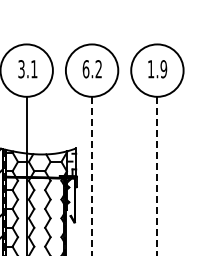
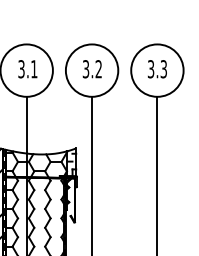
text: 6.2 -> 3.2 (85, 69)
text: 1.9 -> 3.3 (157, 69)
line: dashed -> solid (92, 176)
line: dashed -> solid (157, 176)
